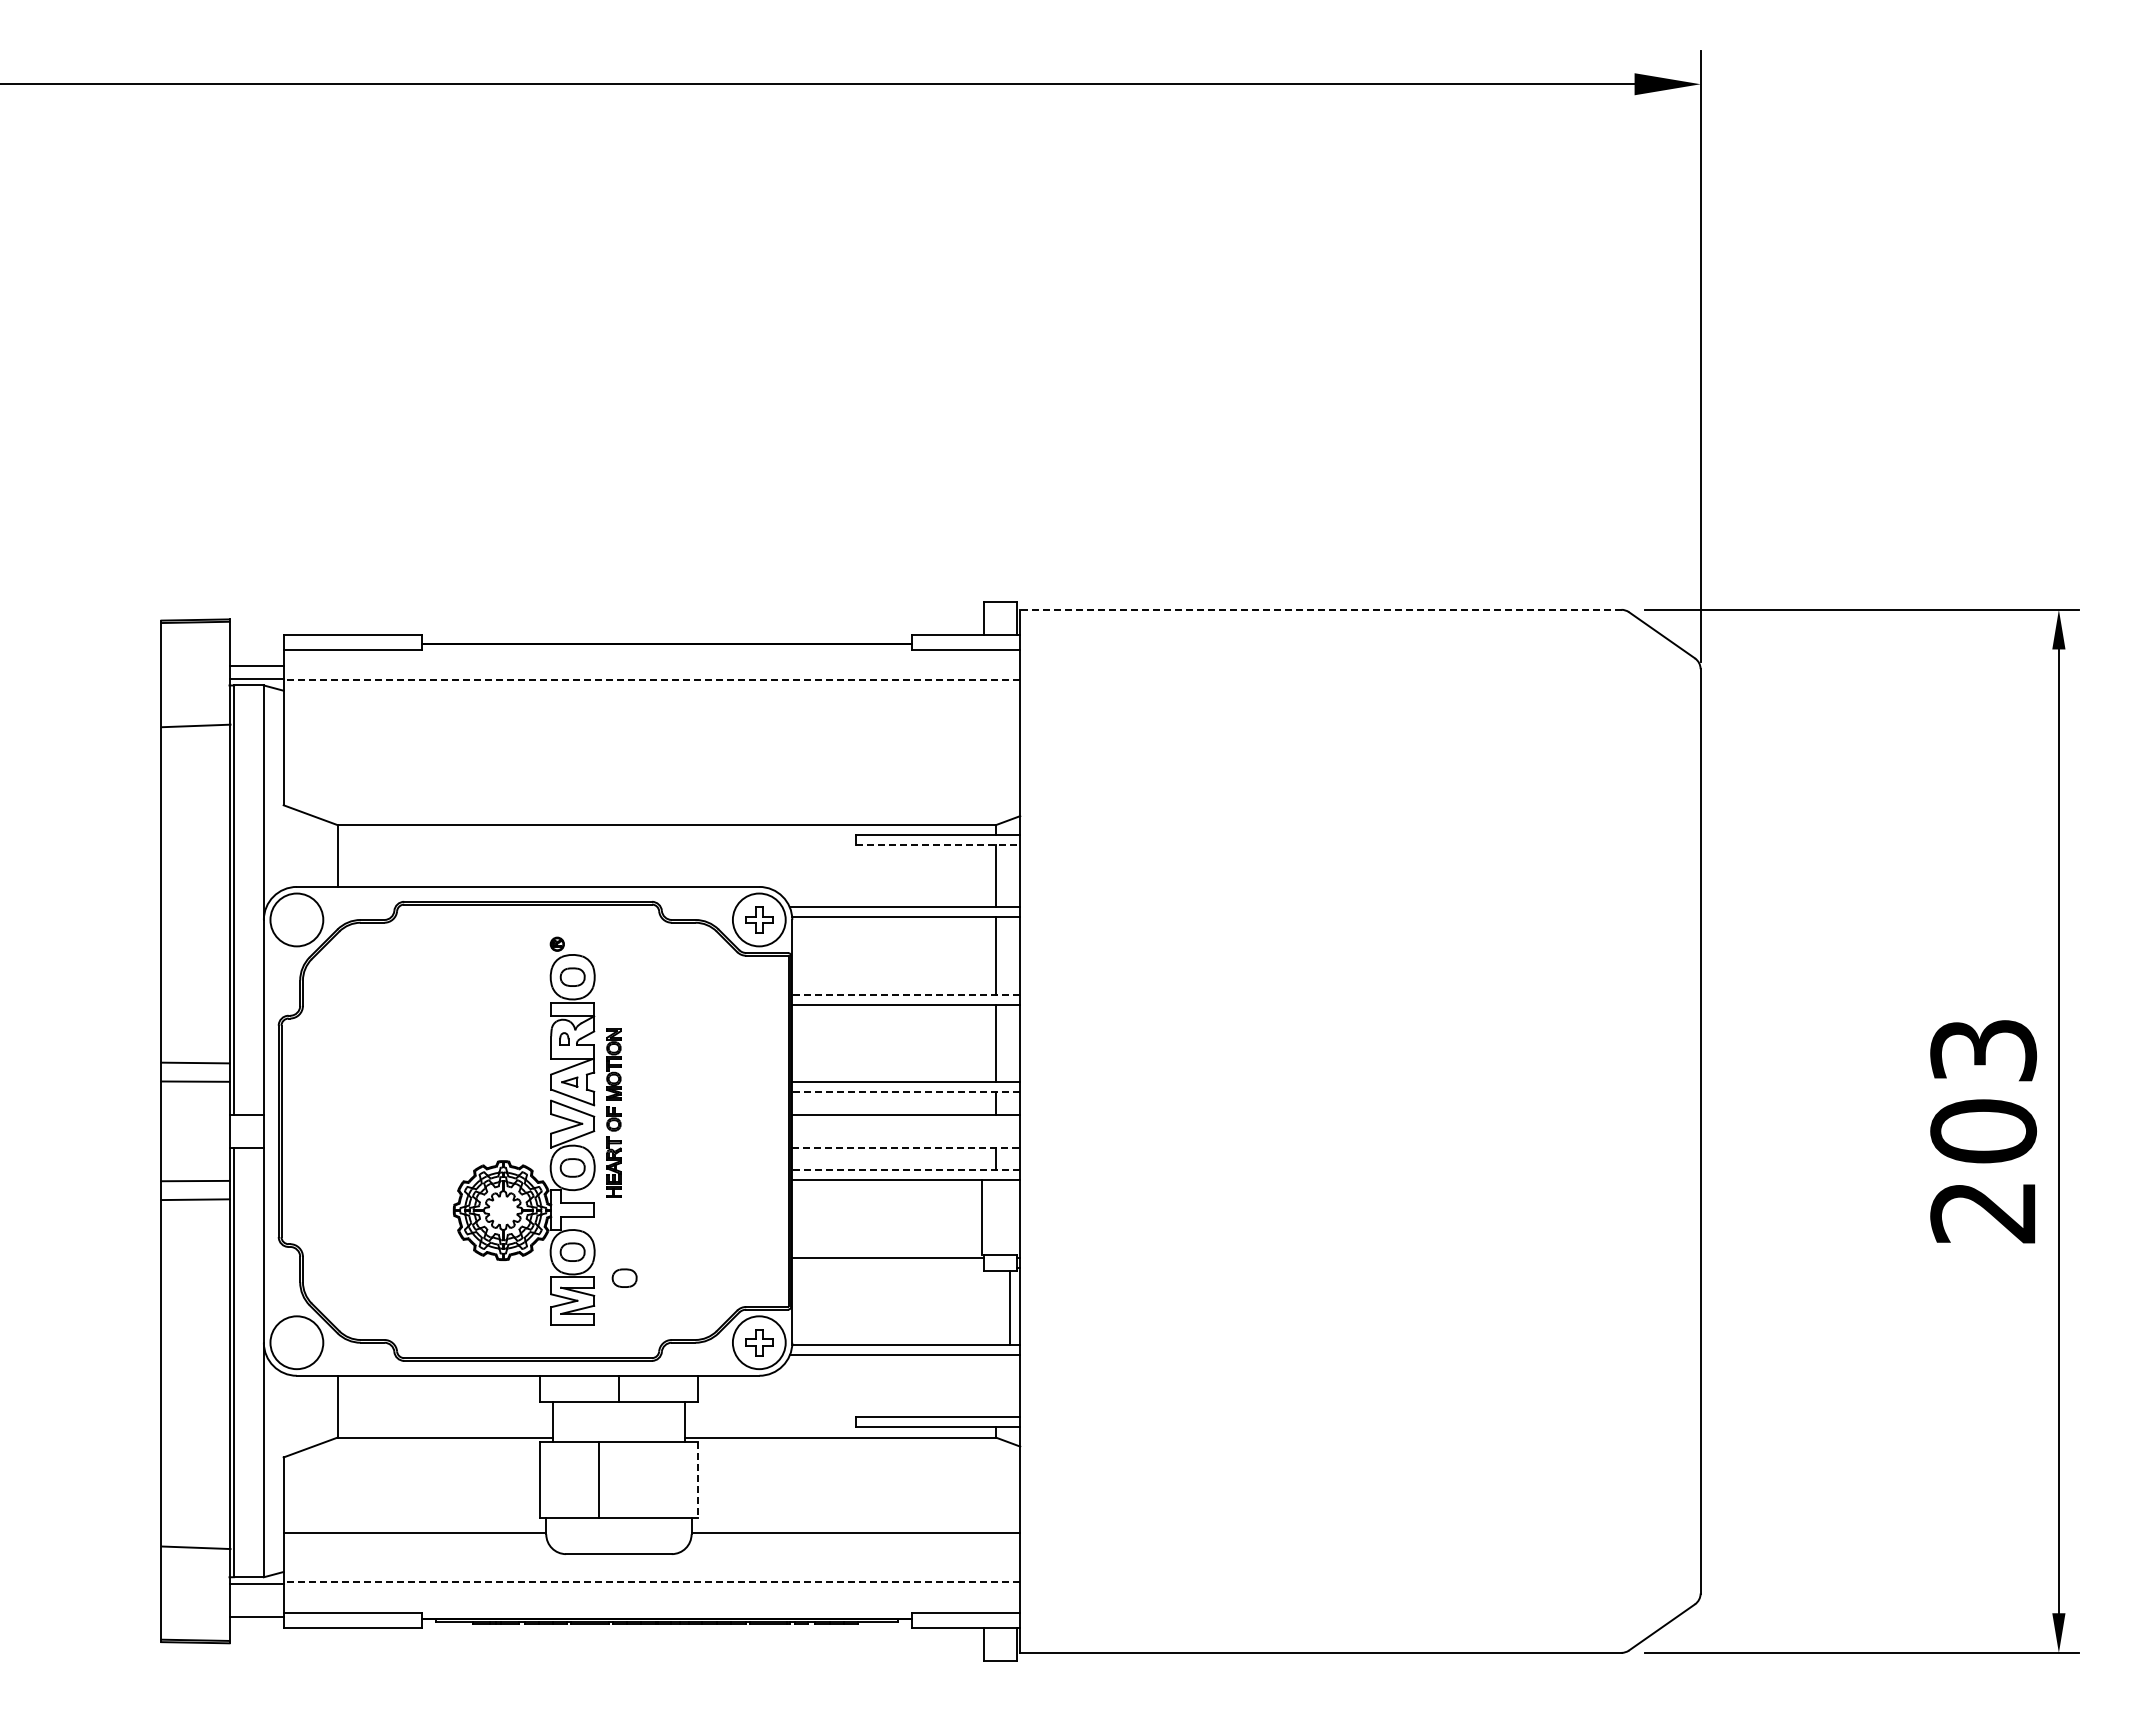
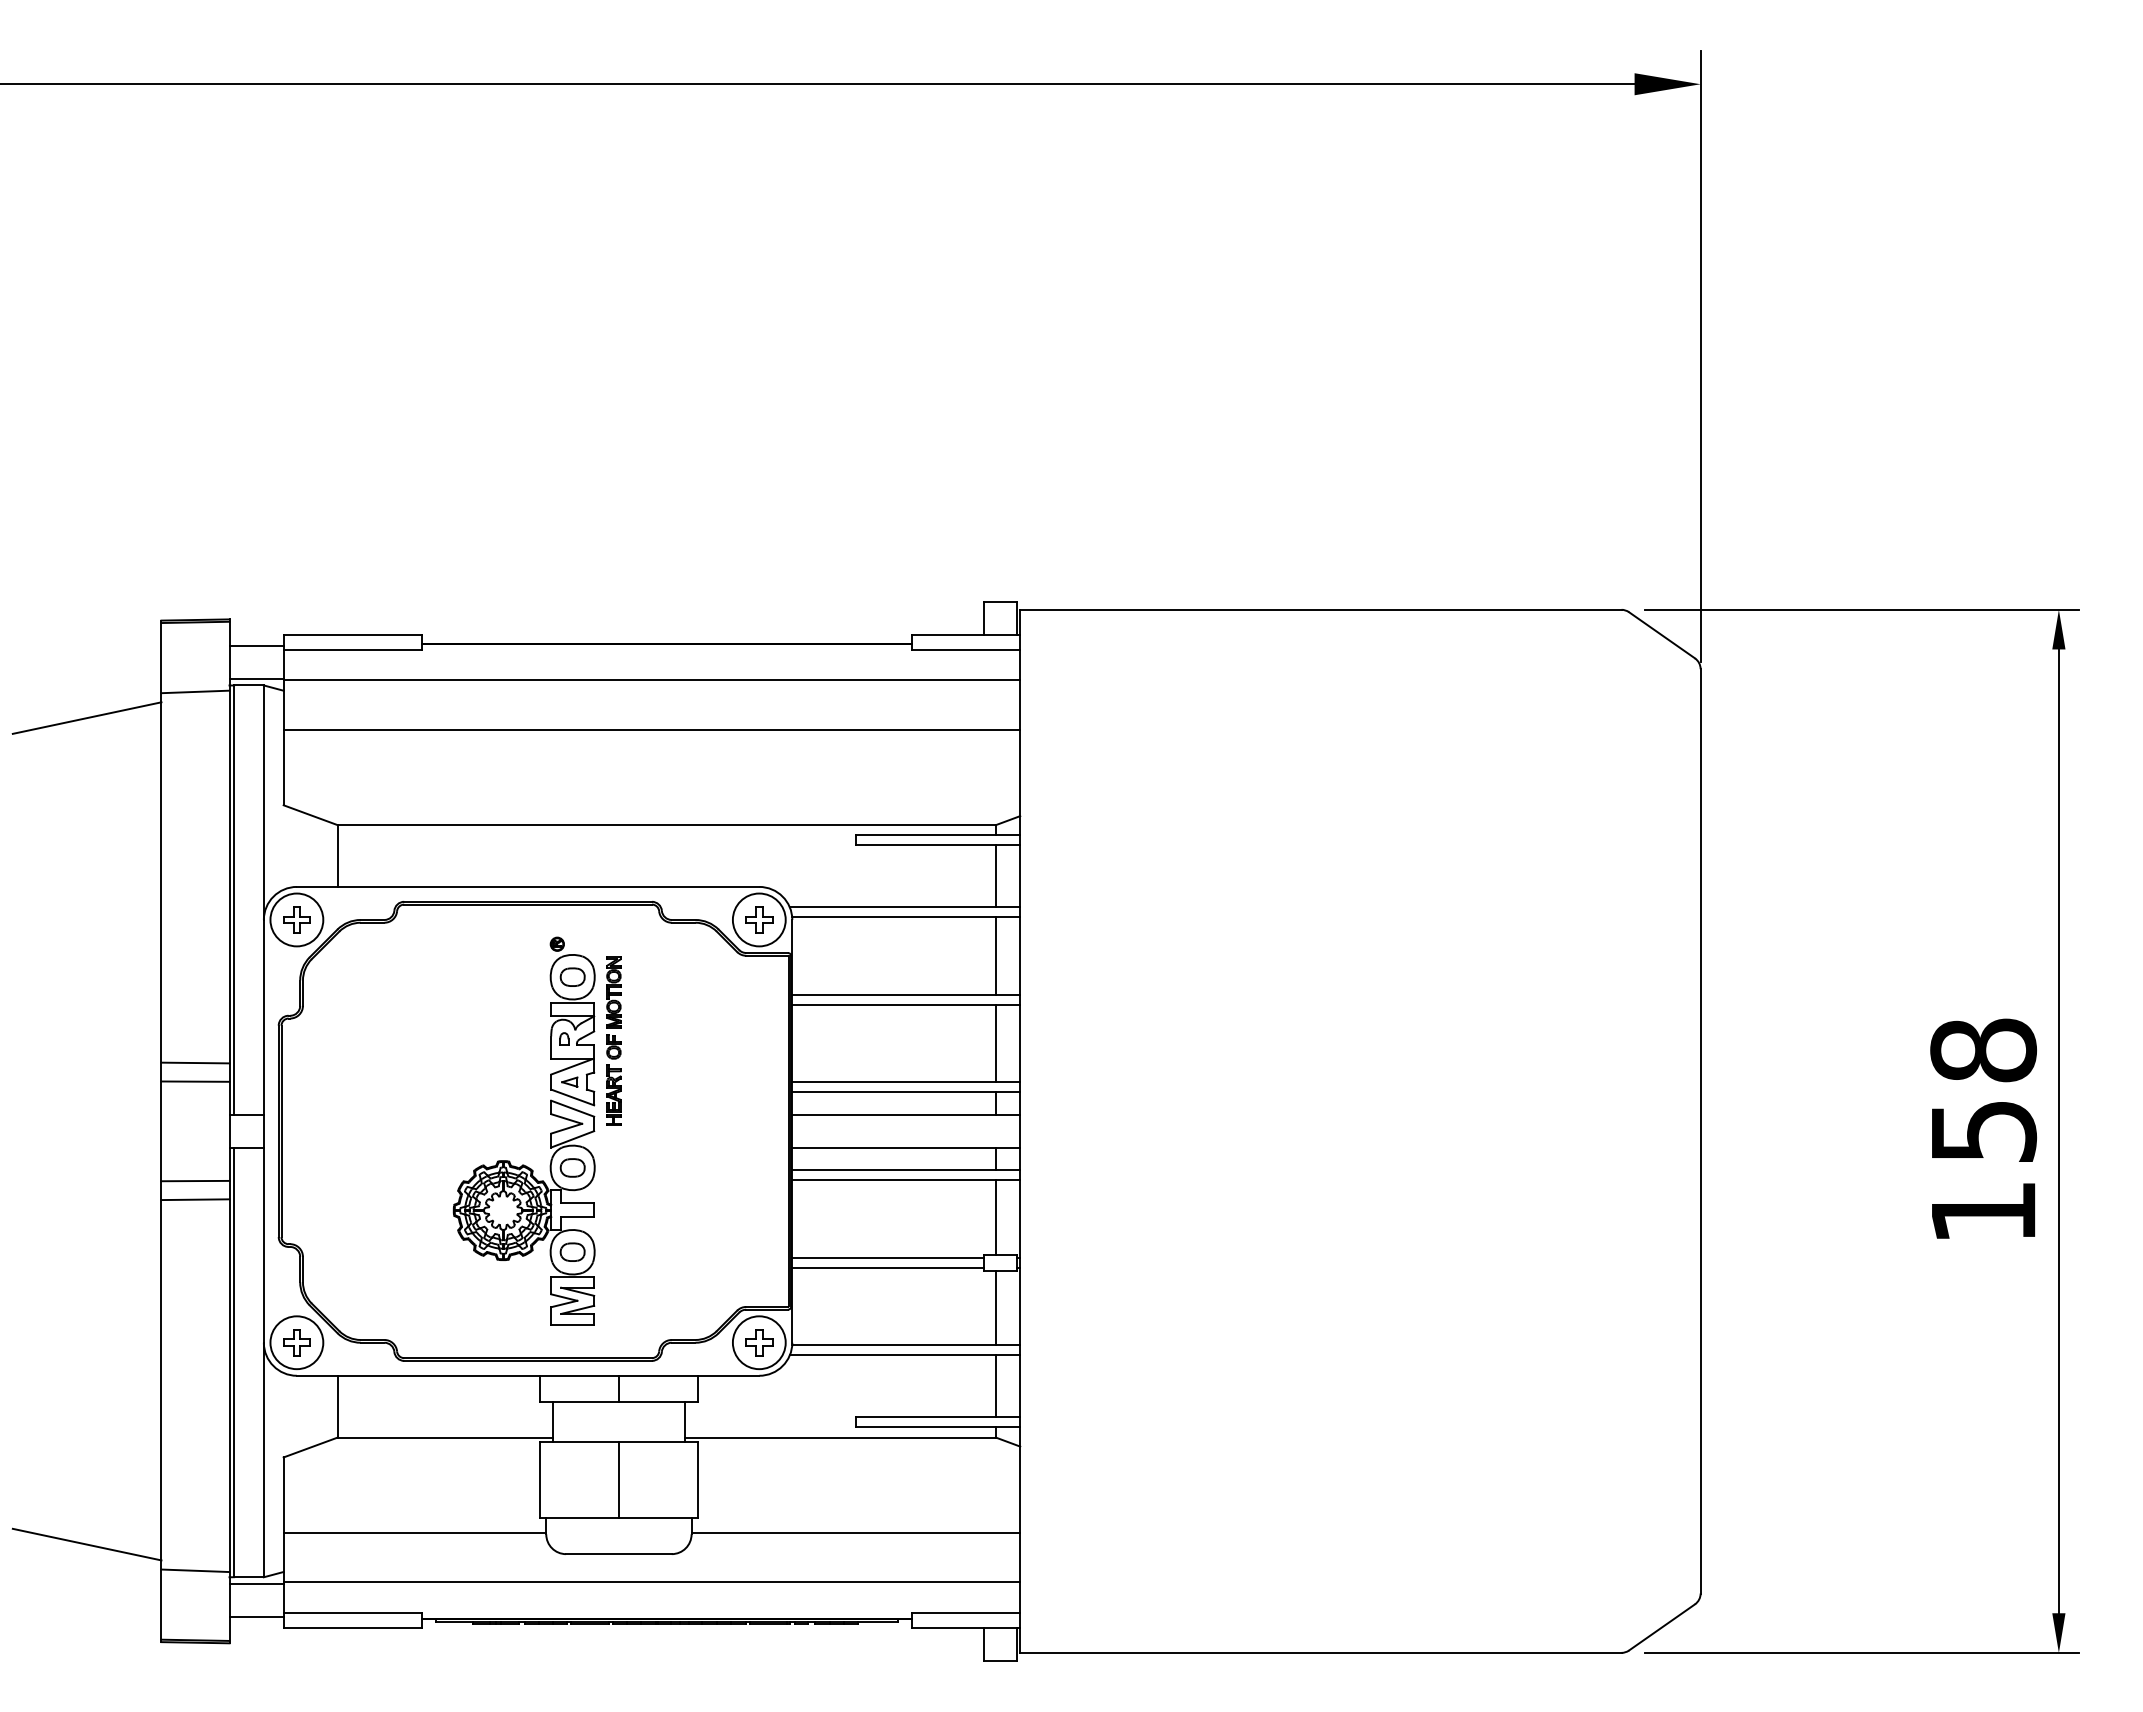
line: dashed -> solid (1320, 609)
line position: (256, 665) -> (256, 645) (256, 645)
line: dashed -> solid (651, 680)
line: none -> present (86, 717)
line position: (196, 725) -> (195, 691) (195, 691)
line: none -> present (651, 730)
line: dashed -> solid (938, 845)
part: none -> present (296, 919)
line: dashed -> solid (906, 994)
line: dashed -> solid (906, 1092)
part position: (613, 1112) -> (613, 1040) (613, 1040)
text: 203 -> 158 (1983, 1130)
line: dashed -> solid (906, 1147)
line: dashed -> solid (906, 1170)
line position: (981, 1217) -> (995, 1217) (995, 1217)
line: none -> present (887, 1268)
part: present -> none (624, 1277)
line position: (1009, 1308) -> (995, 1308) (995, 1308)
part: none -> present (296, 1342)
line: none -> present (995, 1386)
line position: (598, 1479) -> (618, 1479) (618, 1479)
line: dashed -> solid (698, 1479)
line: none -> present (86, 1544)
line position: (196, 1547) -> (195, 1570) (195, 1570)
line: dashed -> solid (651, 1582)
